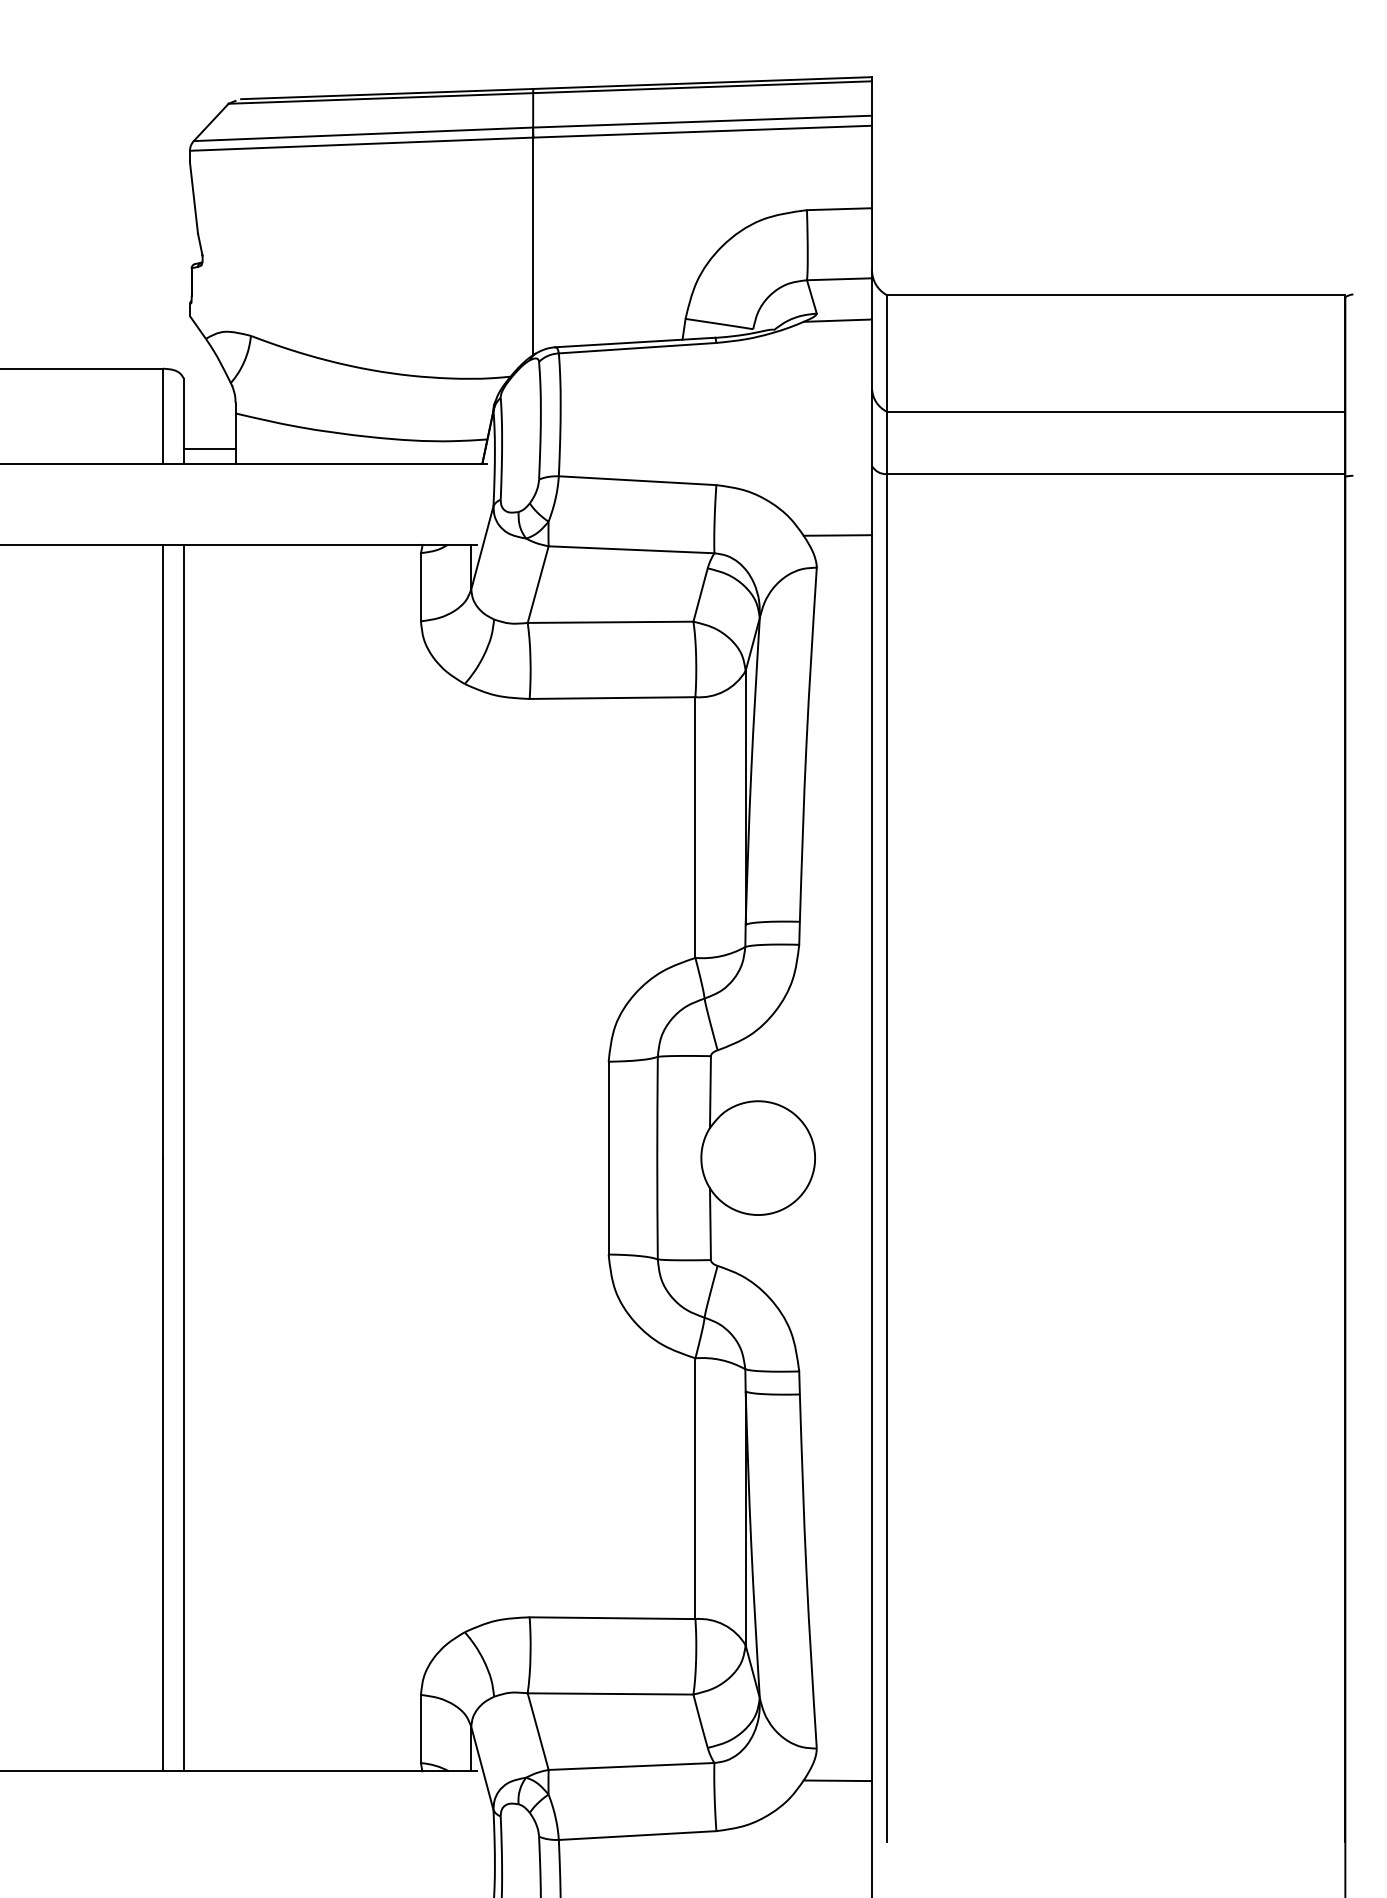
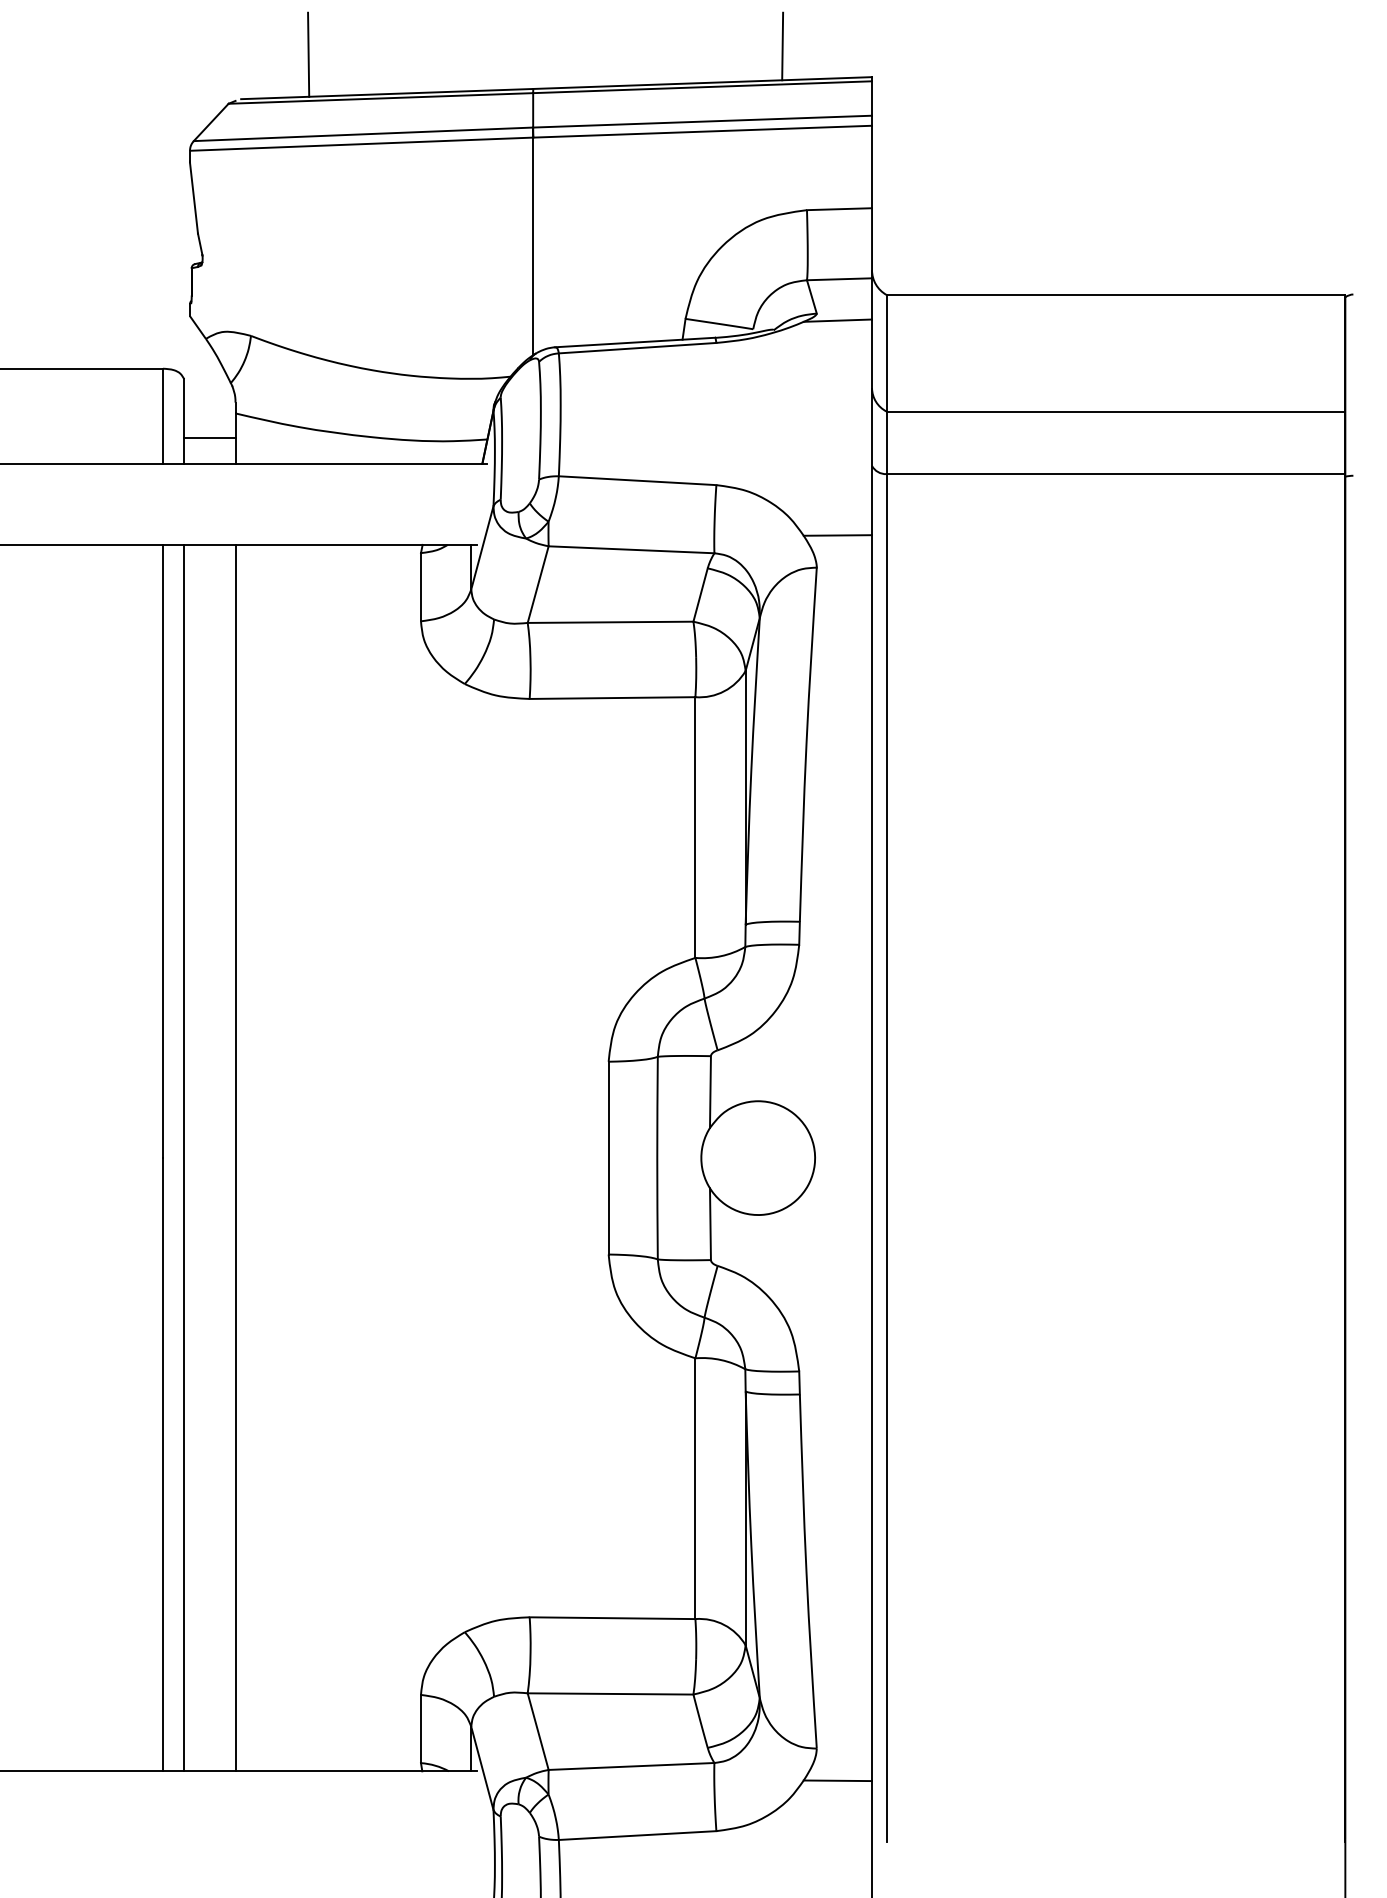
line: none -> present (782, 46)
line: none -> present (308, 54)
line position: (209, 449) -> (209, 438) (209, 438)
line: none -> present (235, 1157)
